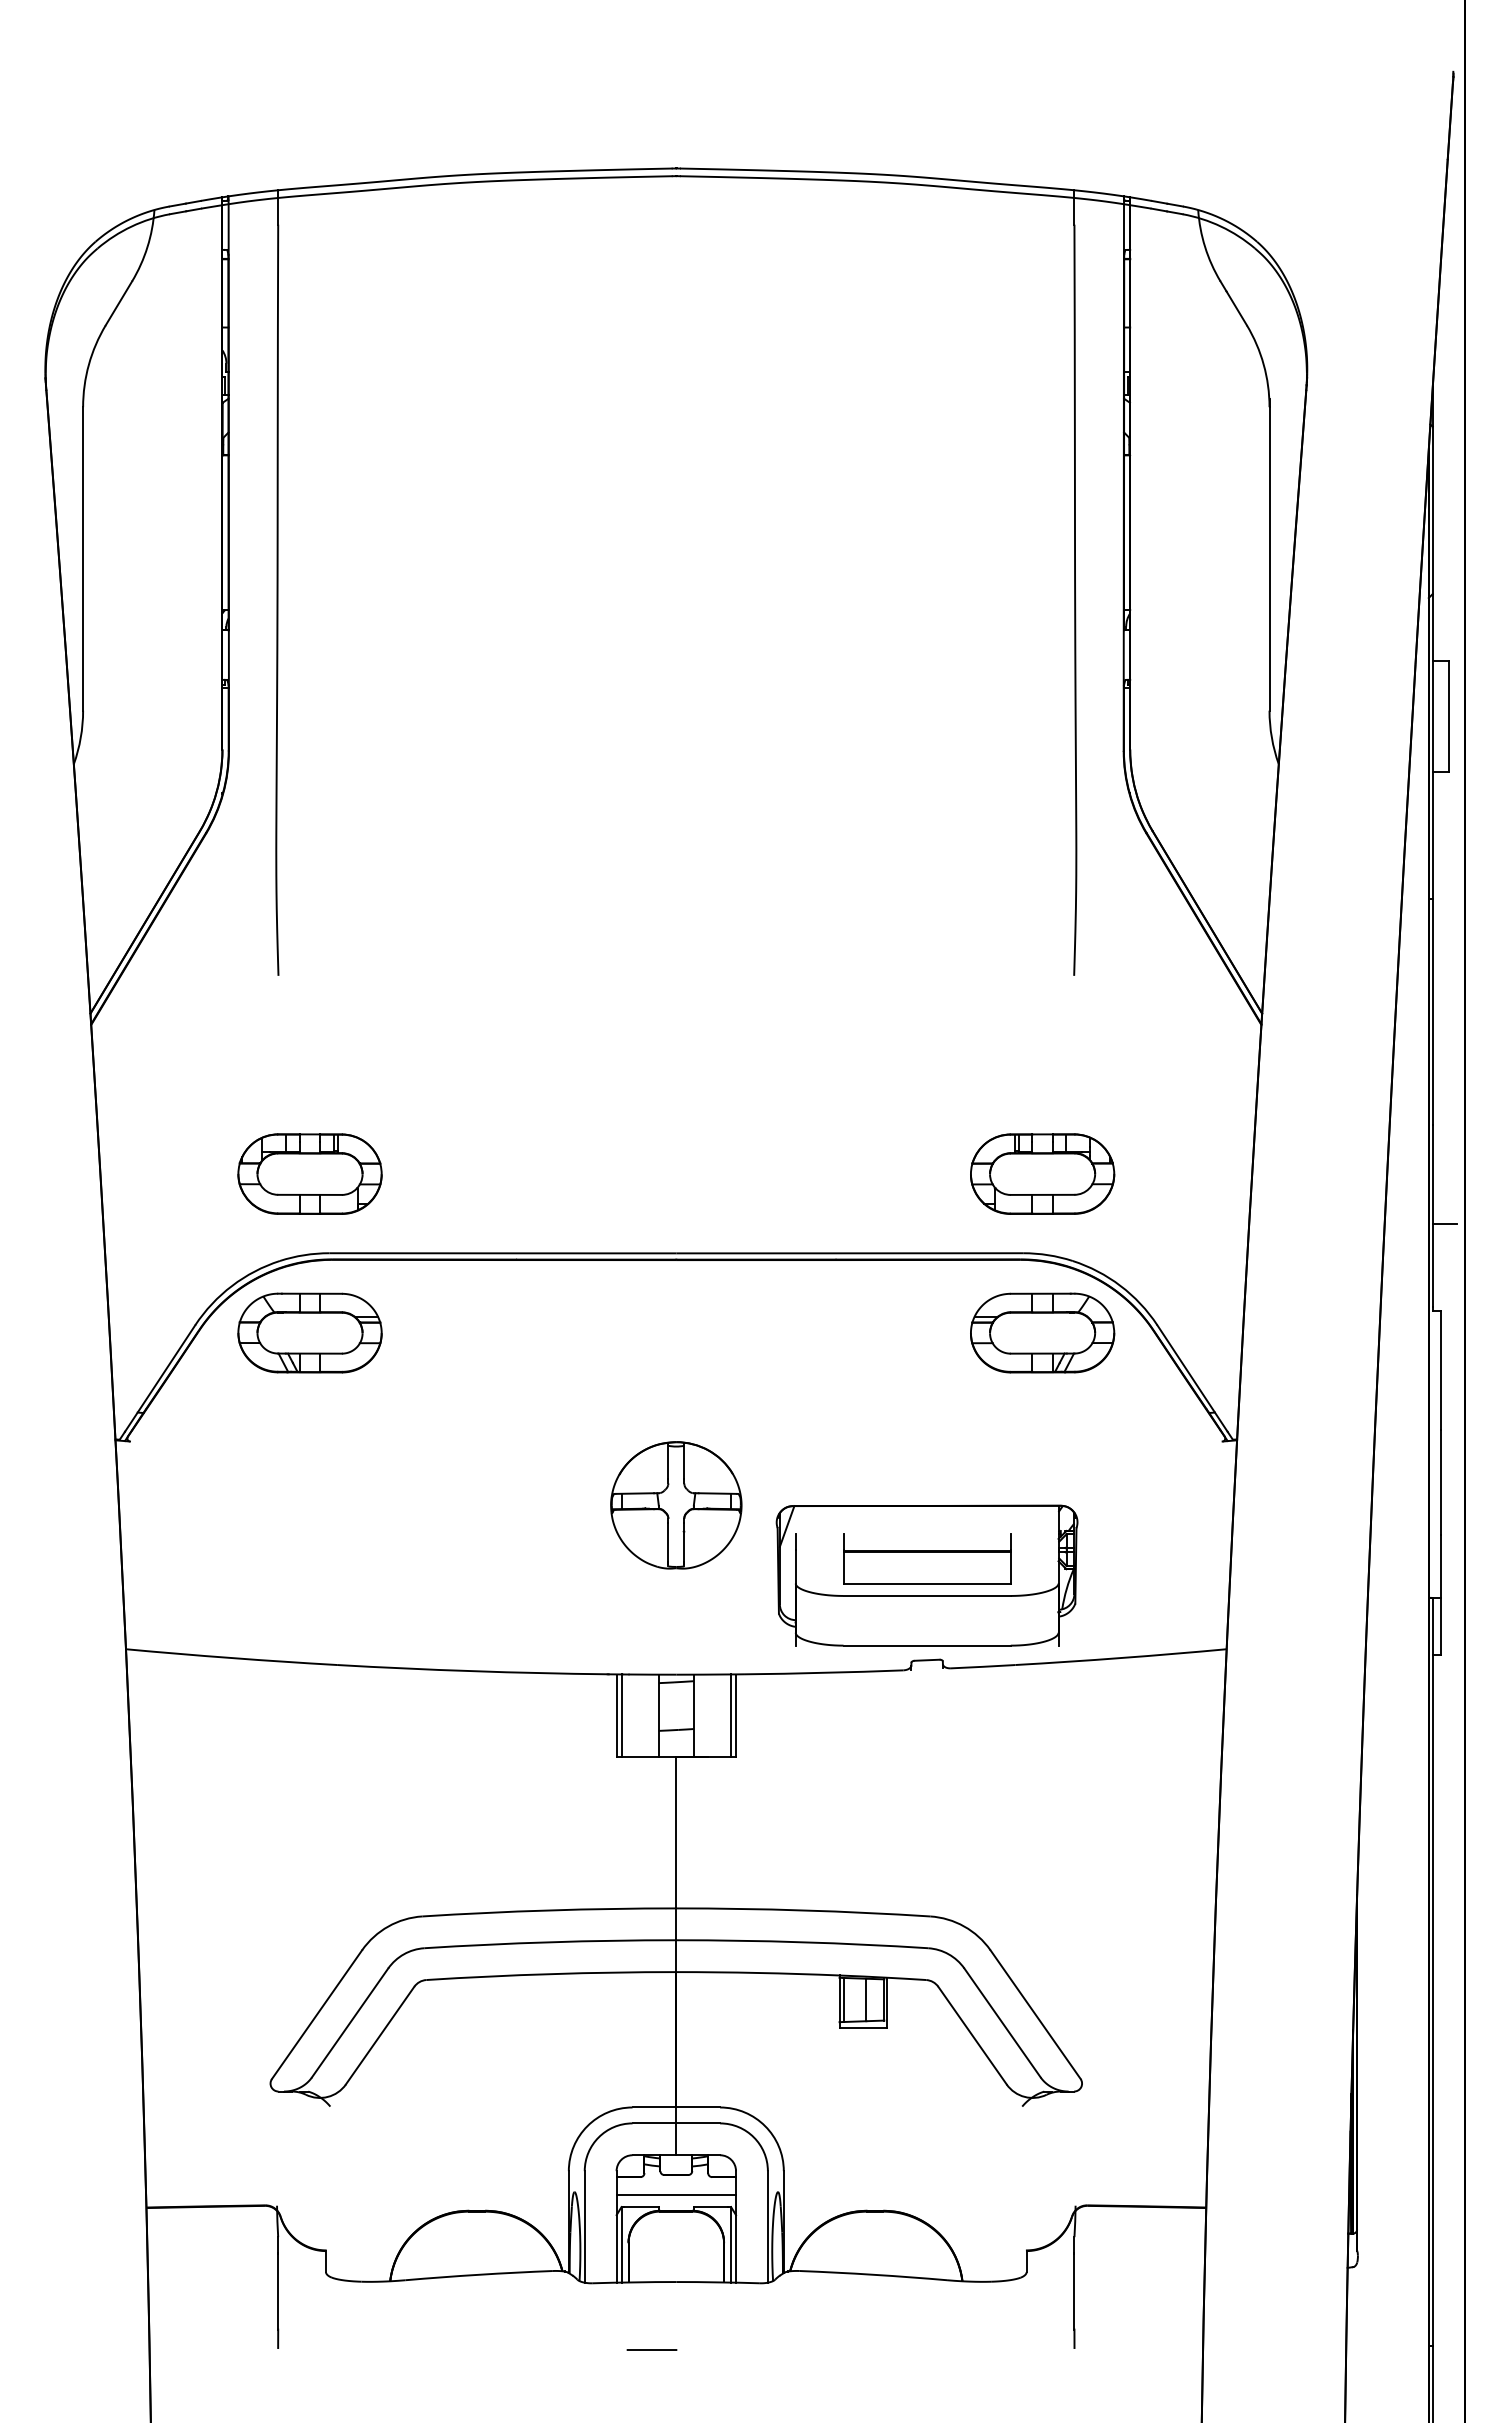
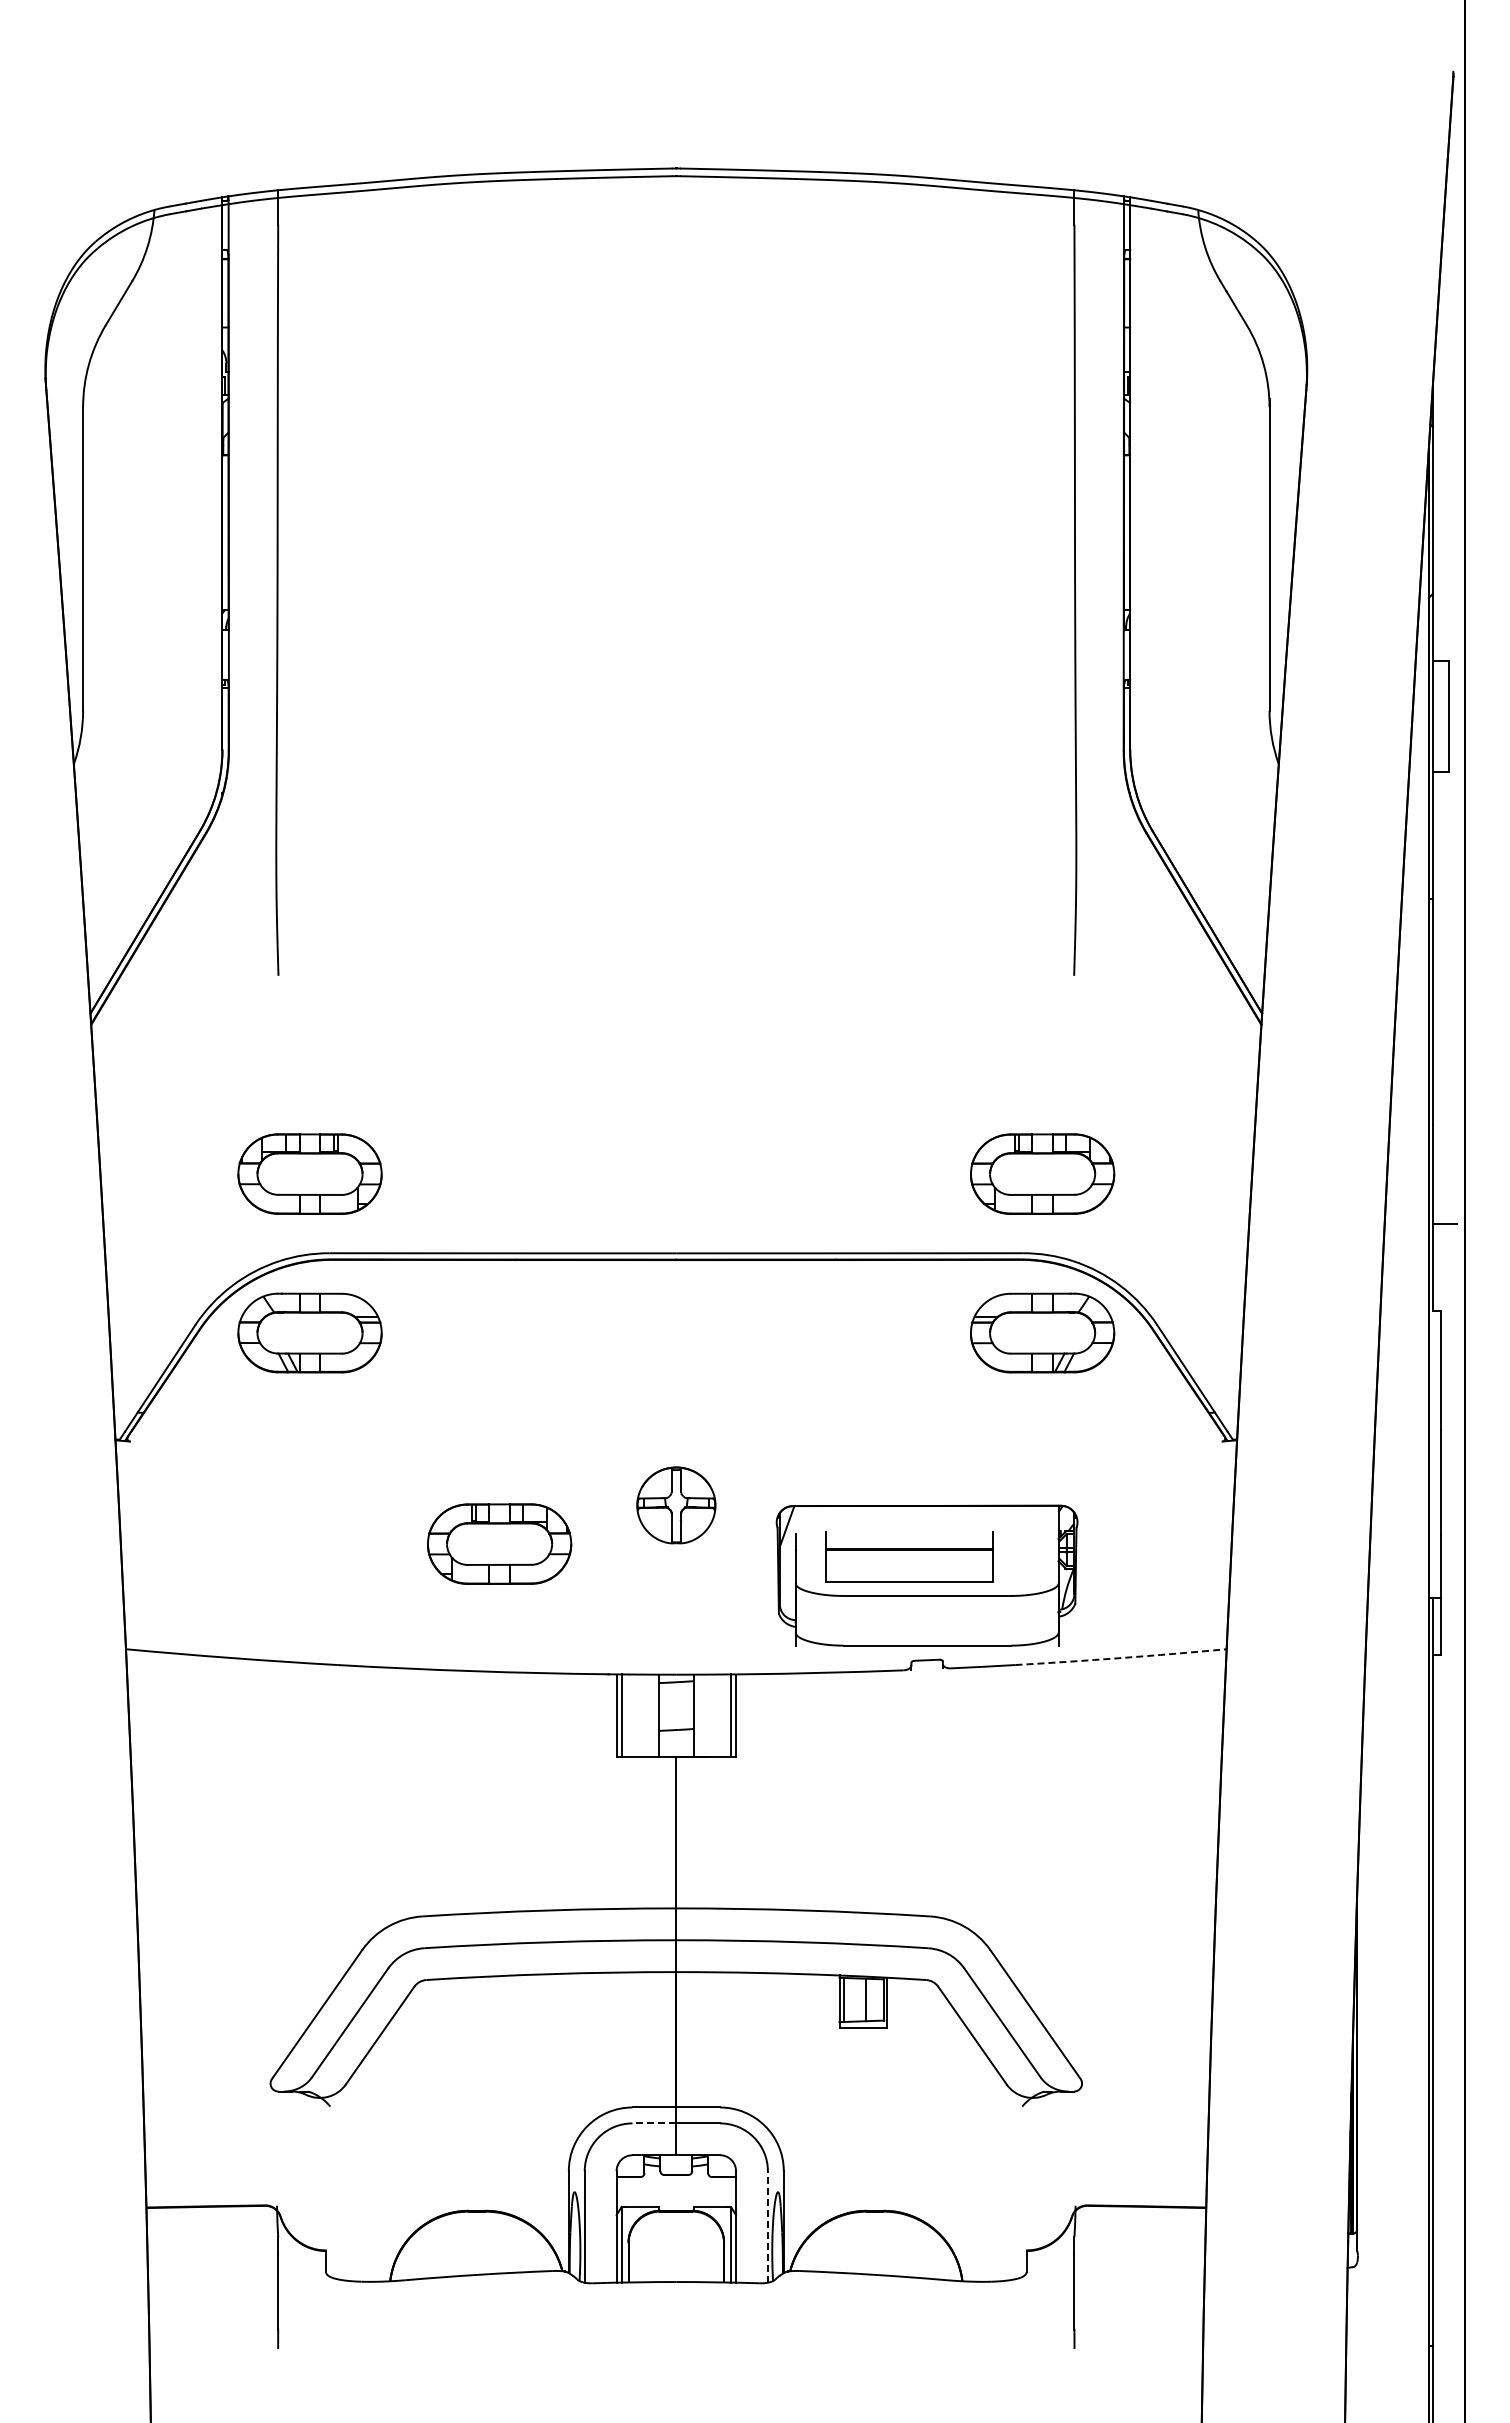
part size: 133x129 px -> 81x79 px (676, 1505)
part: none -> present (499, 1543)
part position: (927, 1558) -> (909, 1556) (909, 1556)
arc: solid -> dashed (1121, 1658)
line: solid -> dashed (654, 2123)
line: present -> none (676, 2195)
line: solid -> dashed (767, 2226)
line: present -> none (651, 2349)
